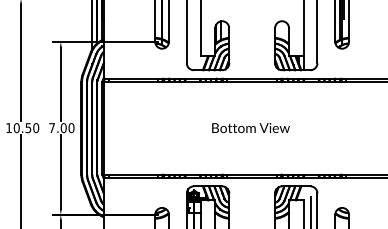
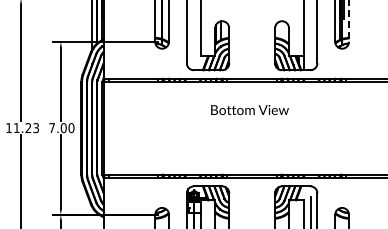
line: solid -> dashed (349, 21)
text position: (250, 127) -> (249, 109) (249, 109)
text: 10.50 -> 11.23 (26, 128)
